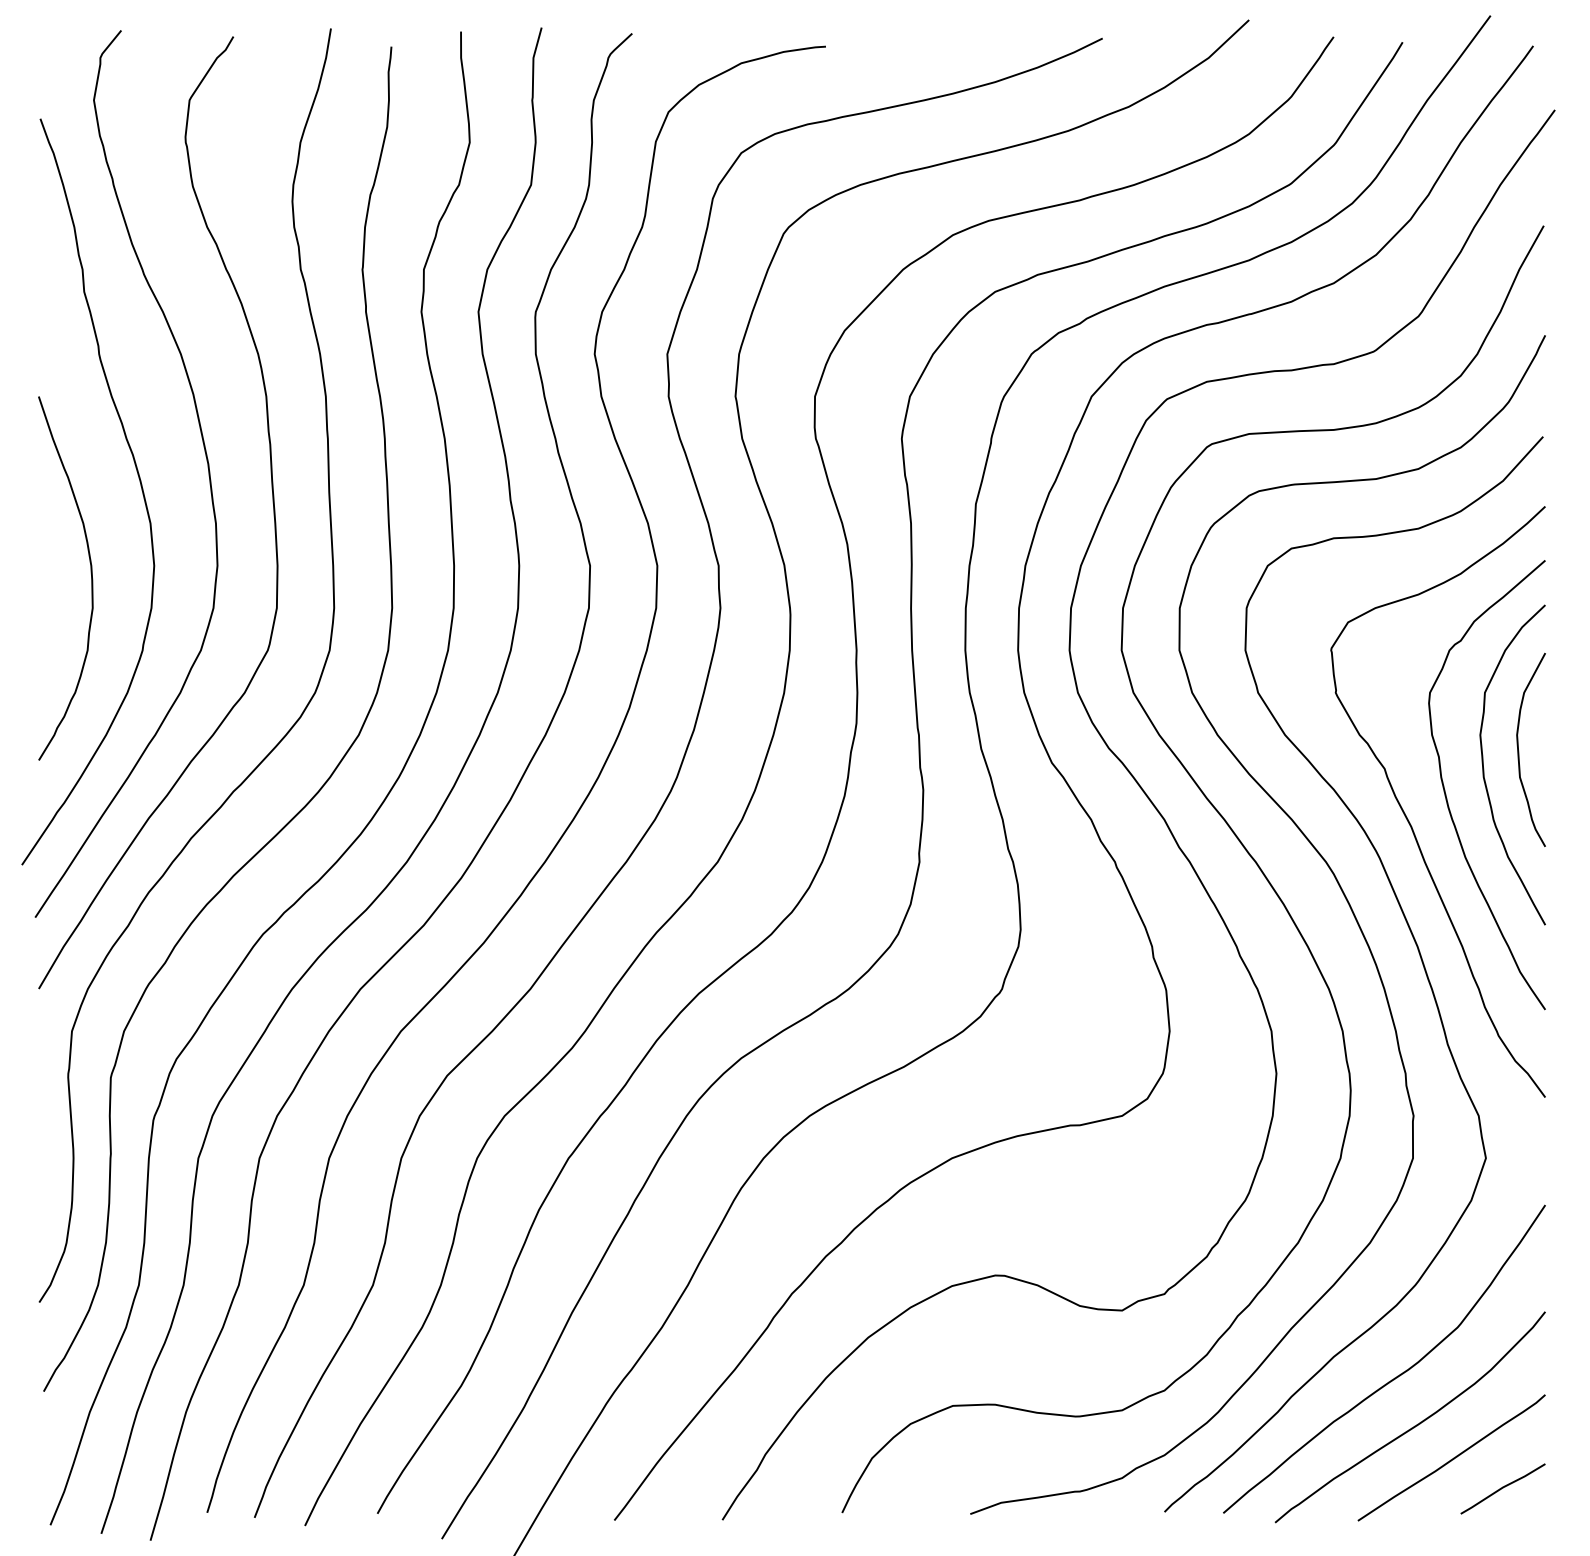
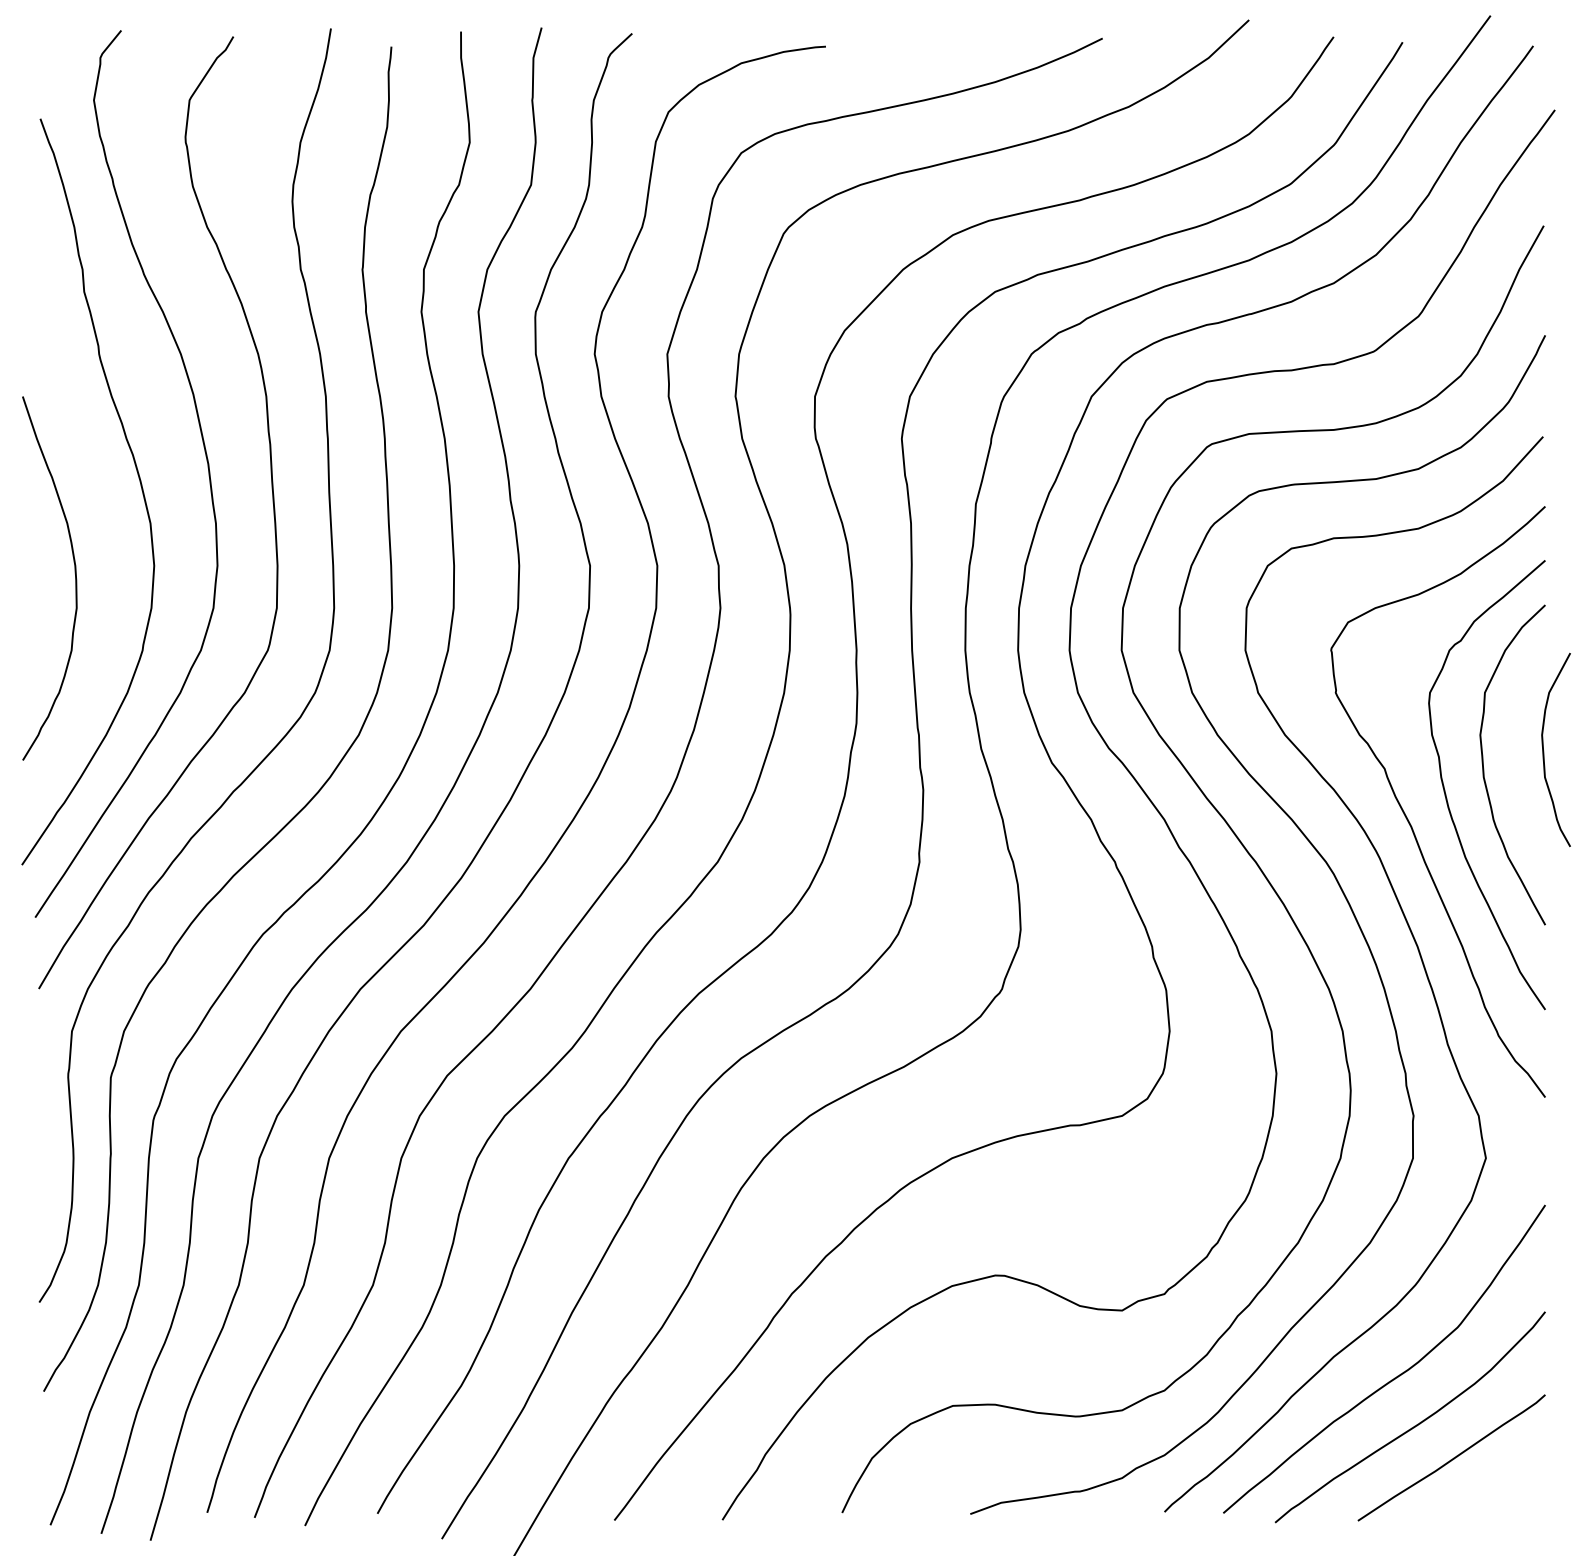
curve position: (90, 573) -> (74, 573) (74, 573)
curve position: (1519, 751) -> (1544, 751) (1544, 751)
line: present -> none (1502, 1488)
